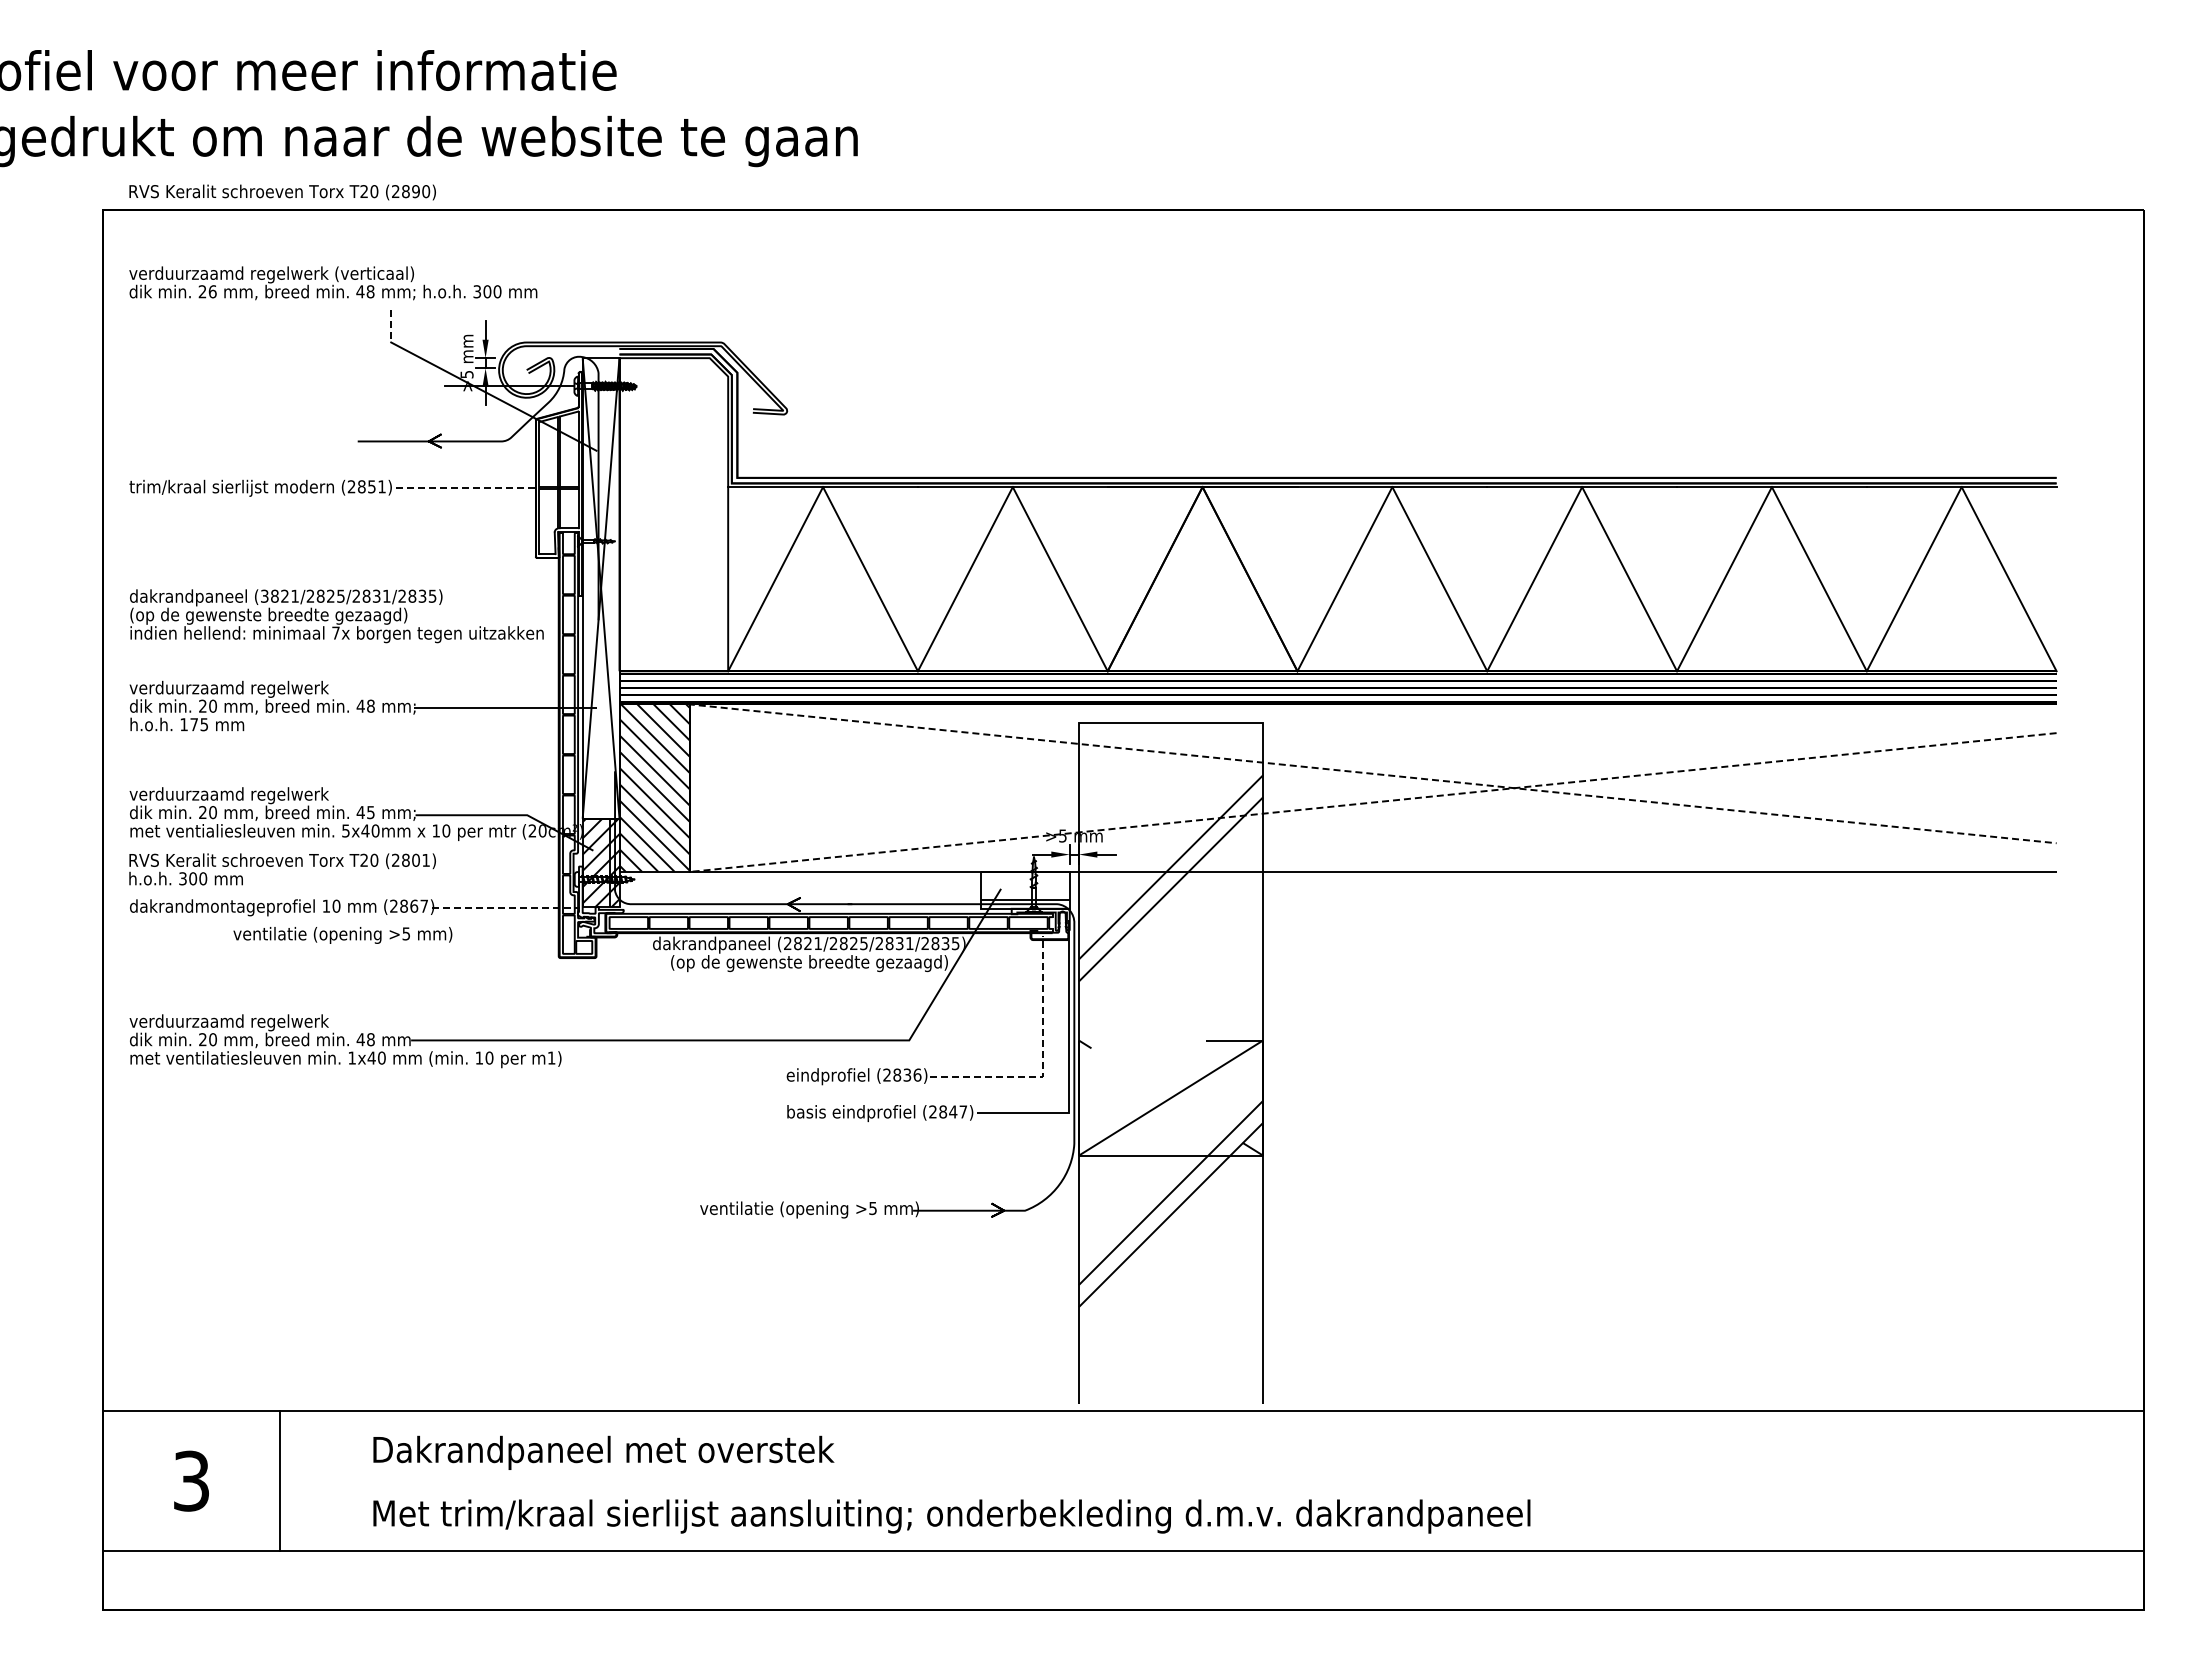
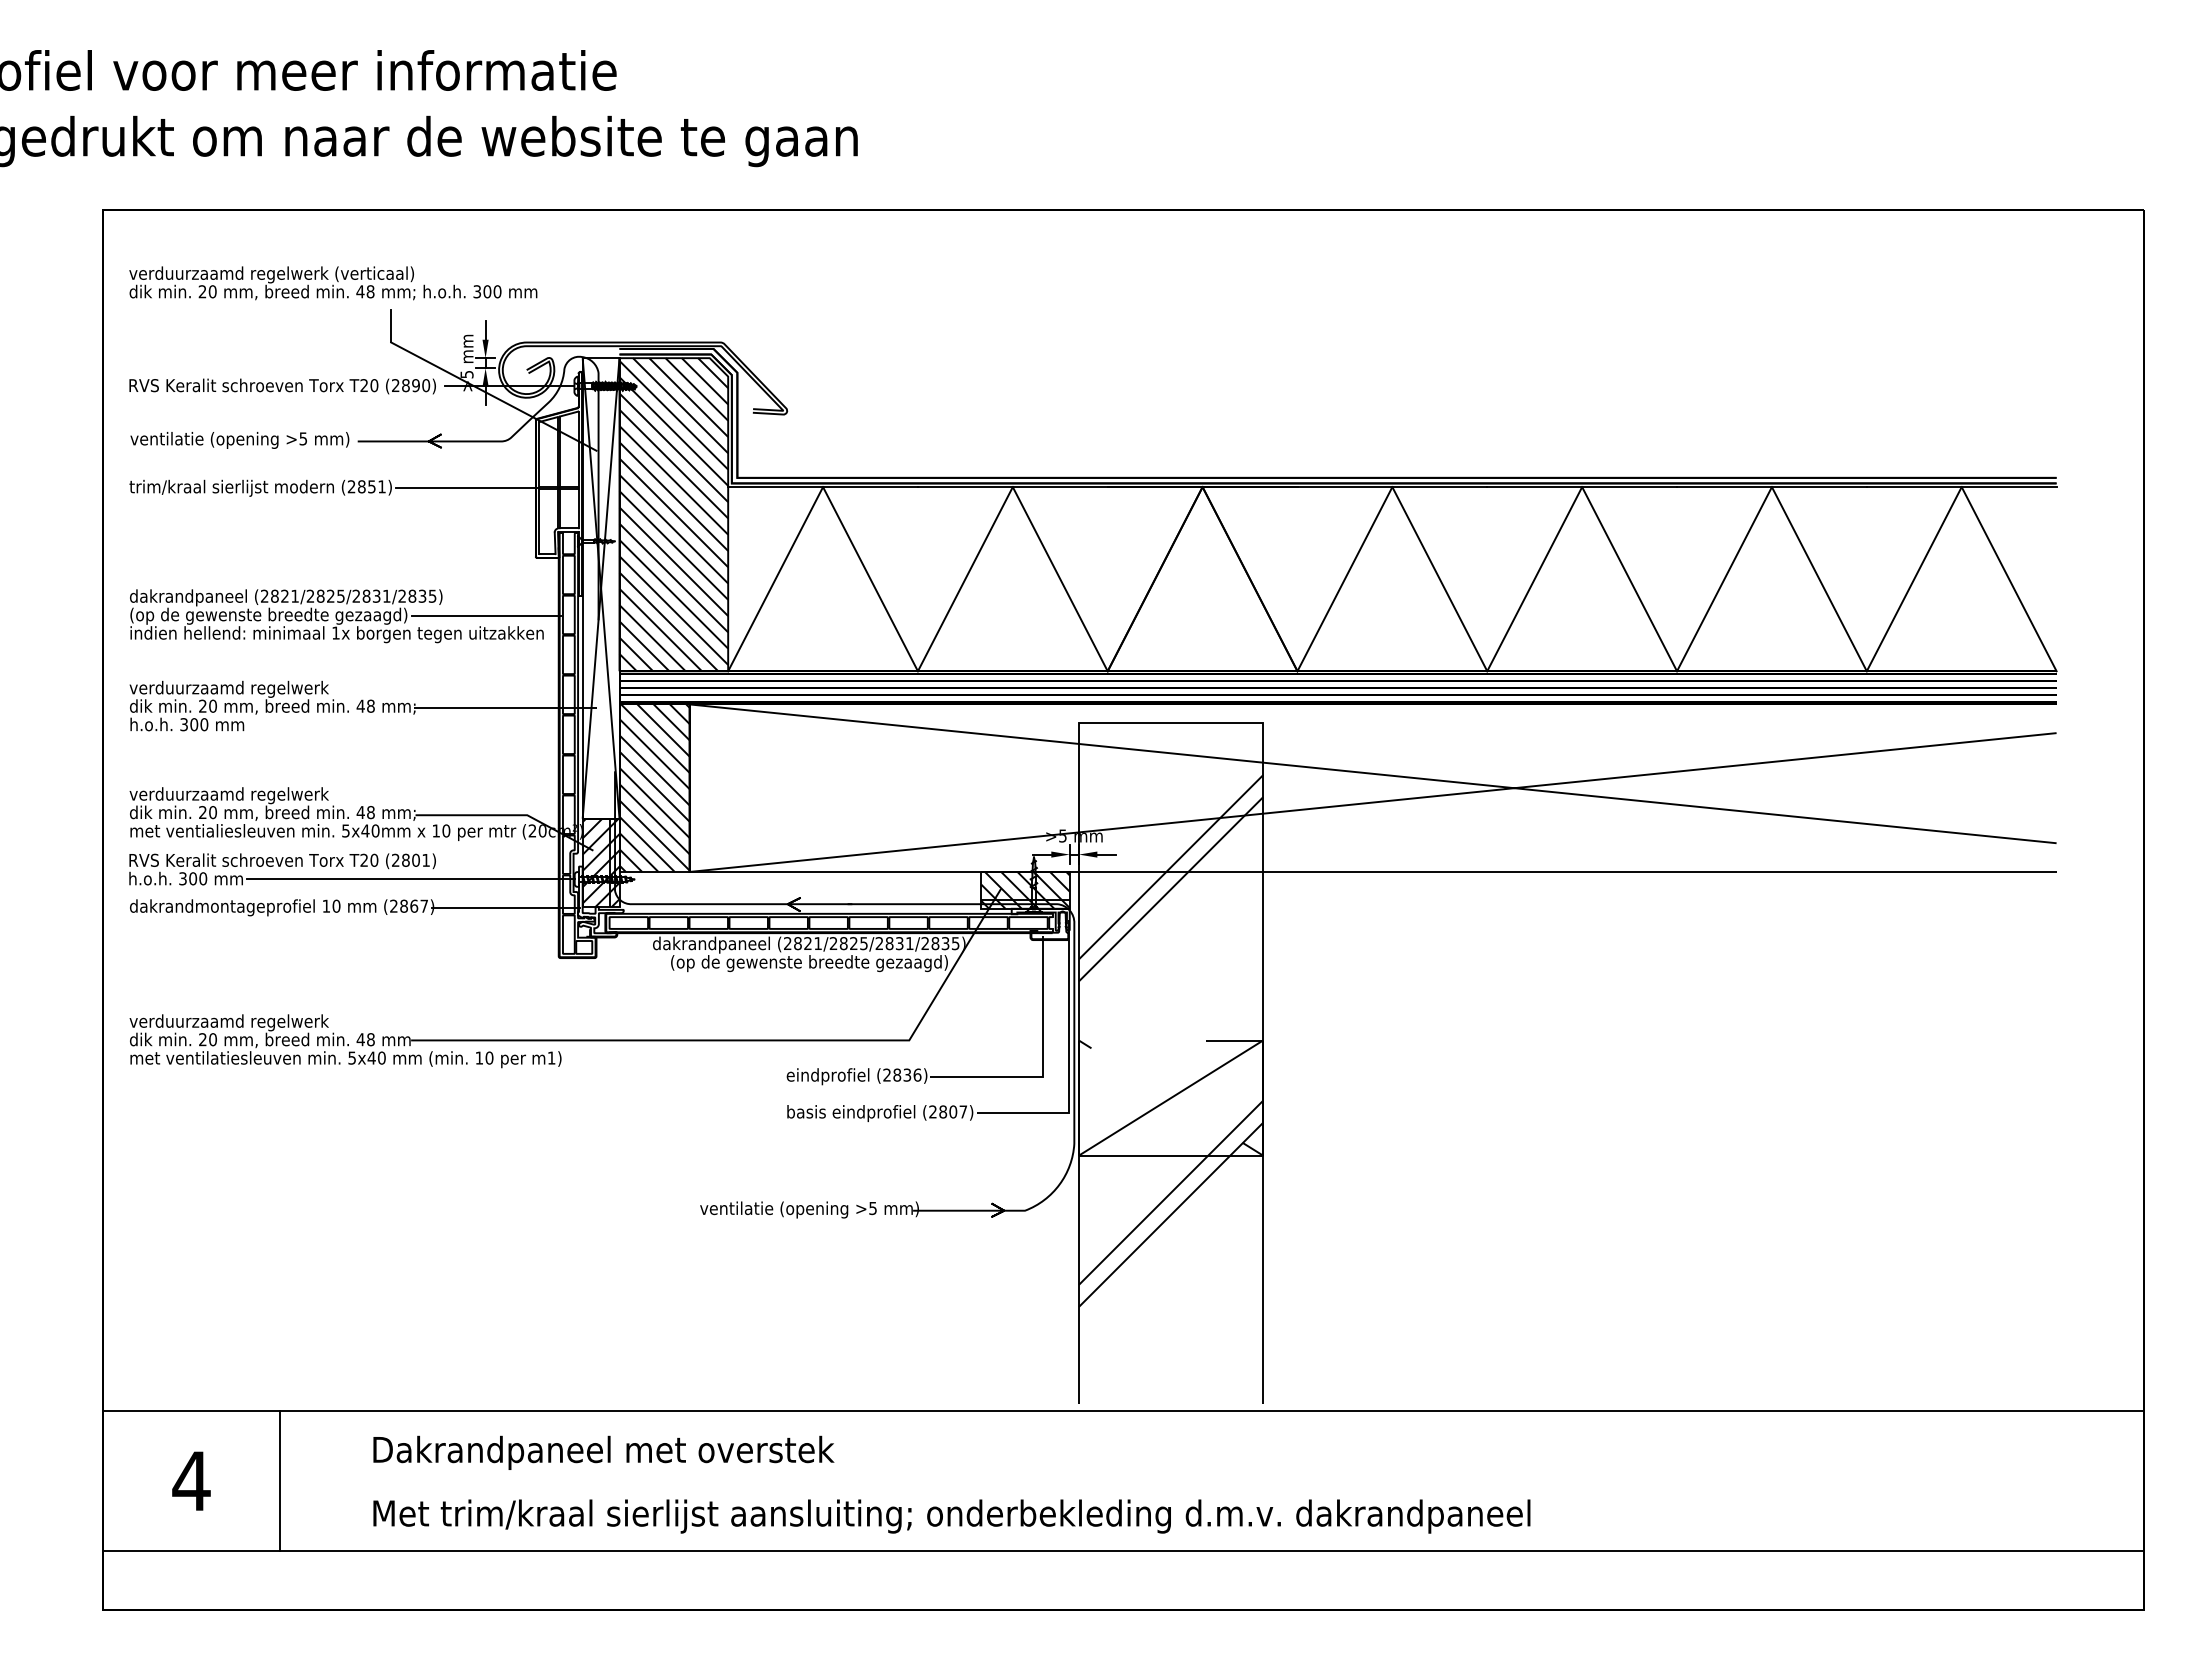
text position: (282, 192) -> (282, 386) (282, 386)
text: 26 -> 20 (212, 291)
line: dashed -> solid (391, 326)
line: dashed -> solid (468, 488)
hatch: none -> present (673, 514)
text: (3821/2825/2831/2835) -> (2821/2825/2831/2835) (264, 596)
line: none -> present (486, 615)
text: 7x -> 1x (335, 632)
text: 175 -> 300 (194, 724)
line: dashed -> solid (689, 788)
text: 45 -> 48 (370, 812)
line: none -> present (410, 879)
hatch: none -> present (1025, 889)
line: dashed -> solid (506, 907)
text position: (342, 935) -> (239, 440) (239, 440)
text: 1x40 -> 5x40 (351, 1057)
line: dashed -> solid (1042, 1063)
text: (2847) -> (2807) (953, 1111)
text: 3 -> 4 (191, 1480)
